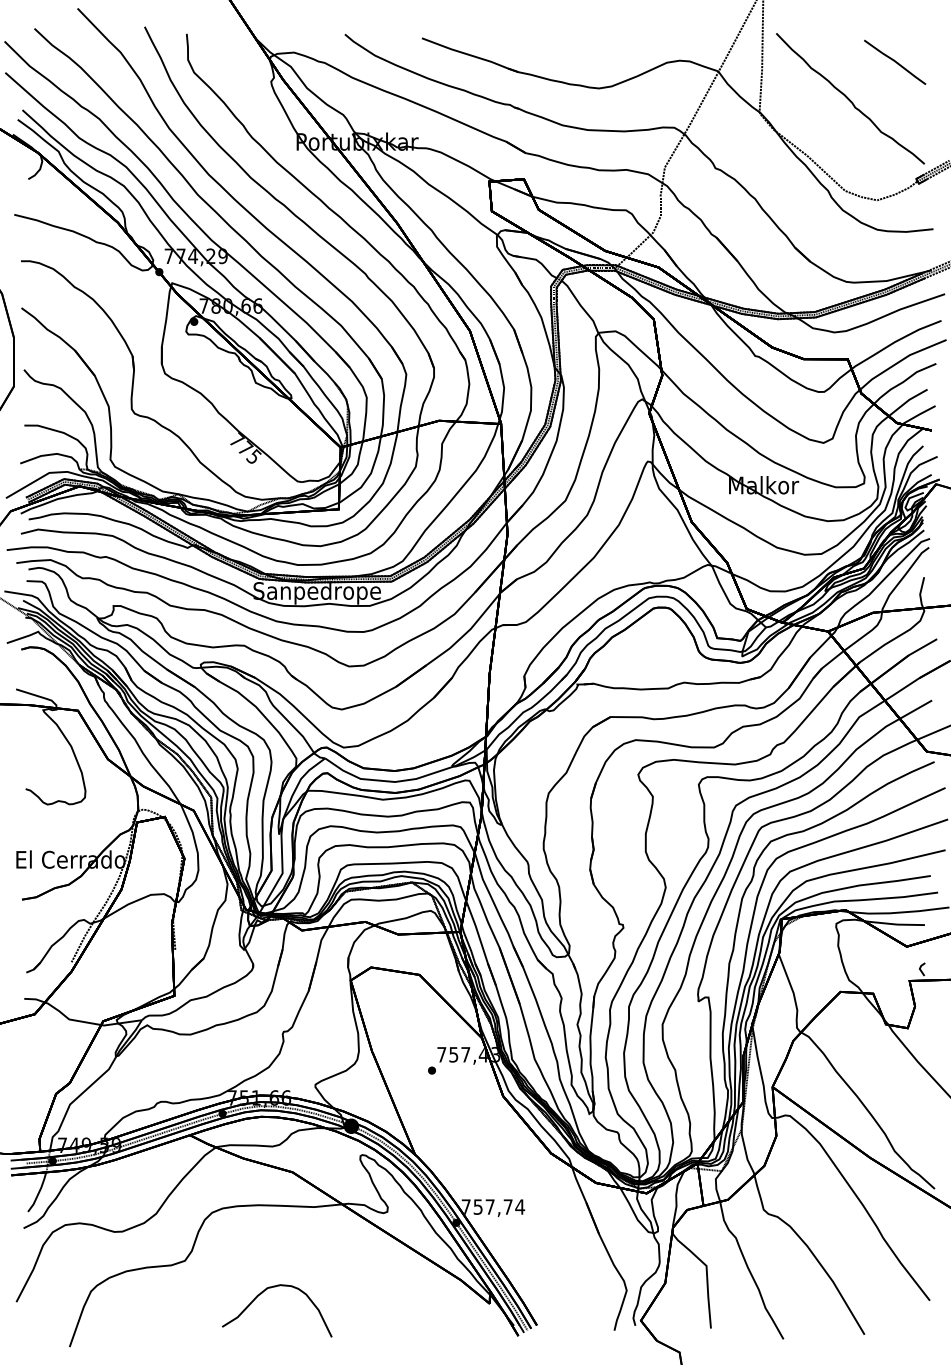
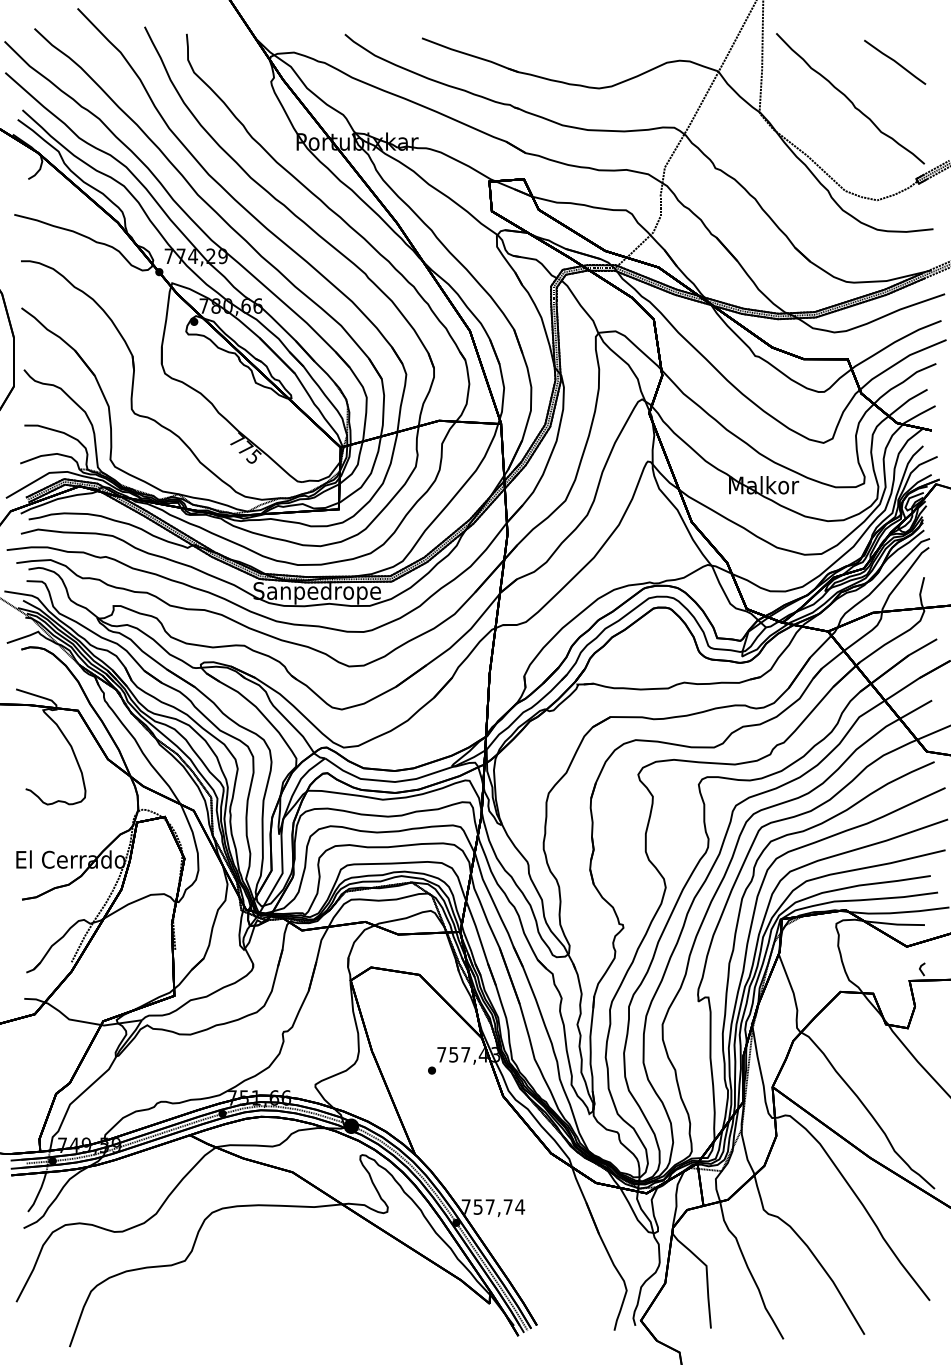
curve: present -> none (261, 1294)
